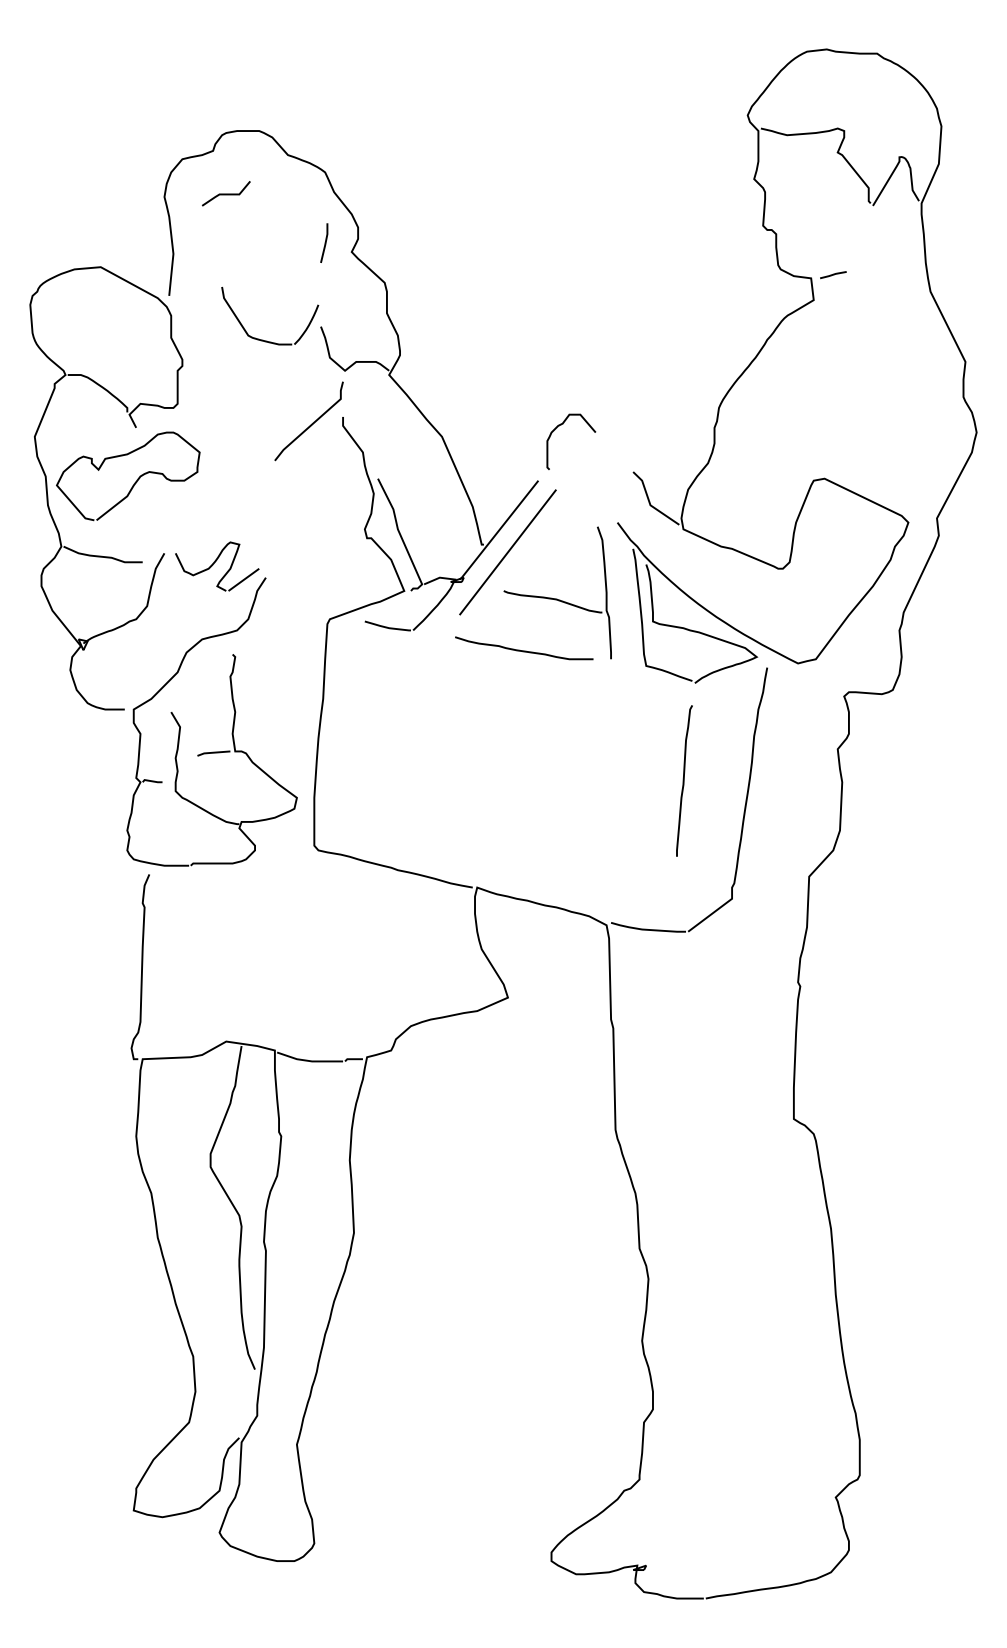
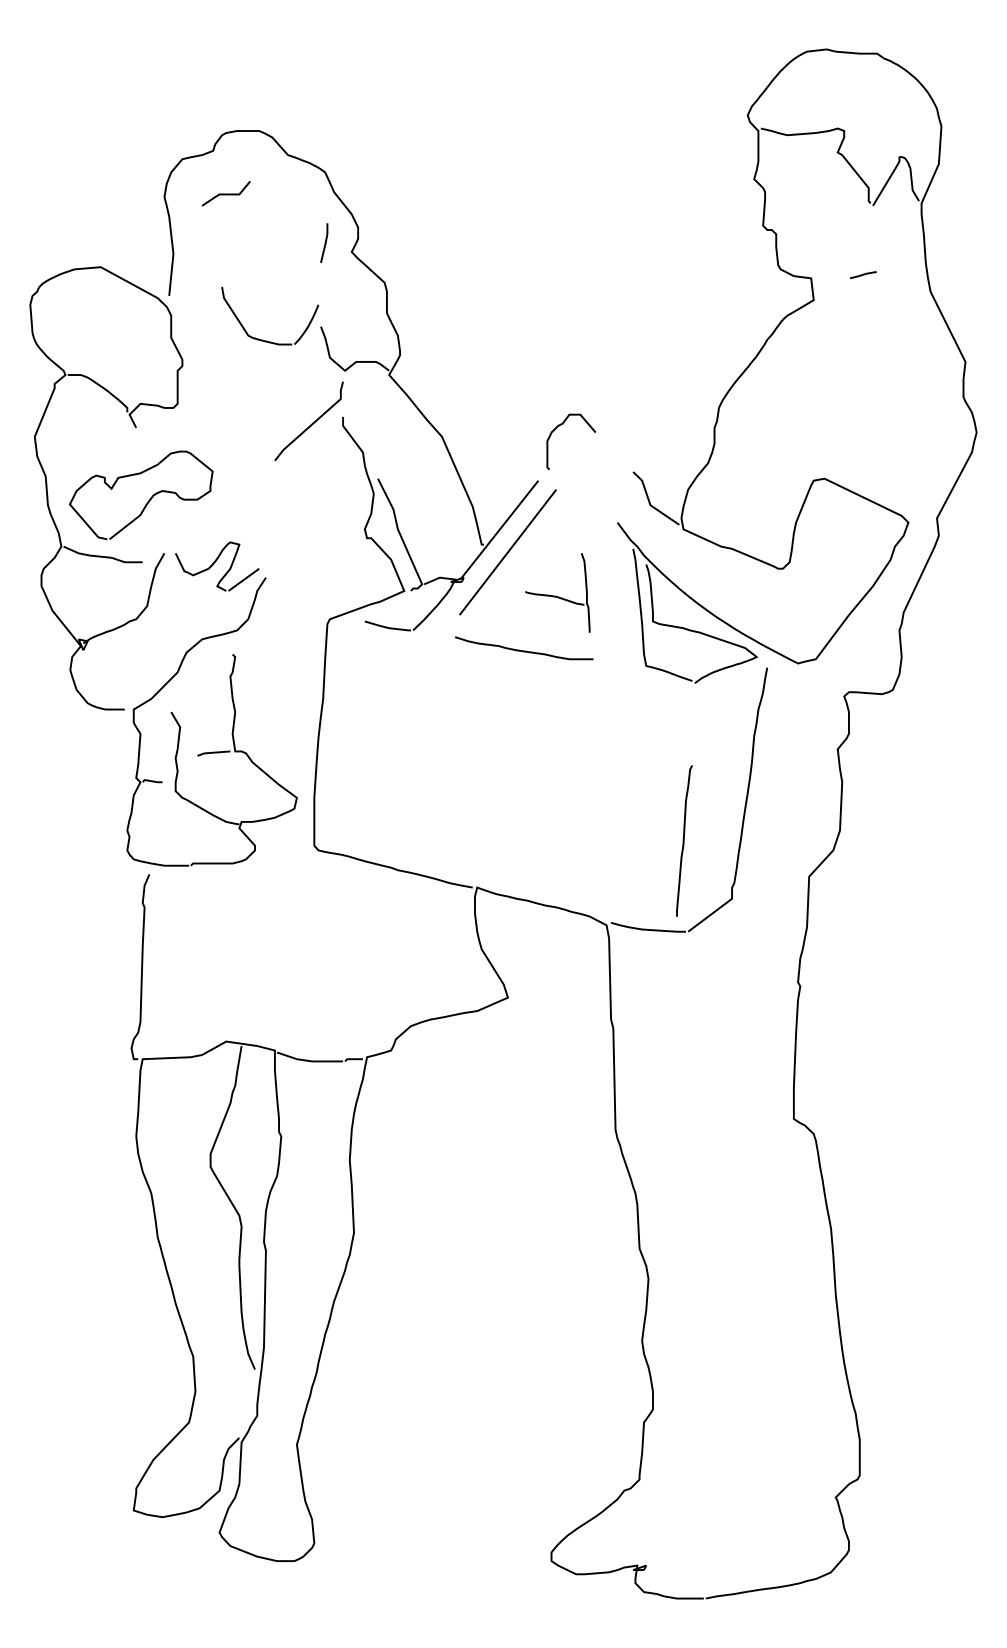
line position: (833, 275) -> (863, 275) (863, 275)
curve position: (134, 482) -> (147, 501) (147, 501)
part size: 109x134 px -> 66x80 px (557, 592)
curve position: (684, 780) -> (684, 840) (684, 840)
